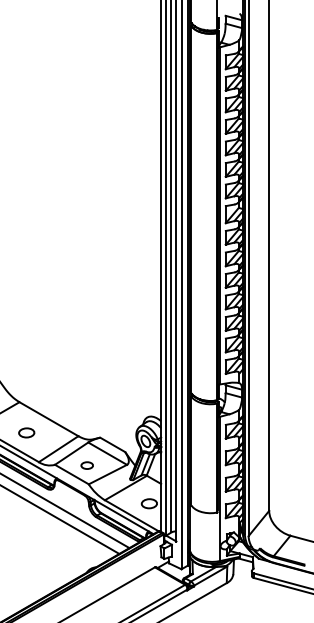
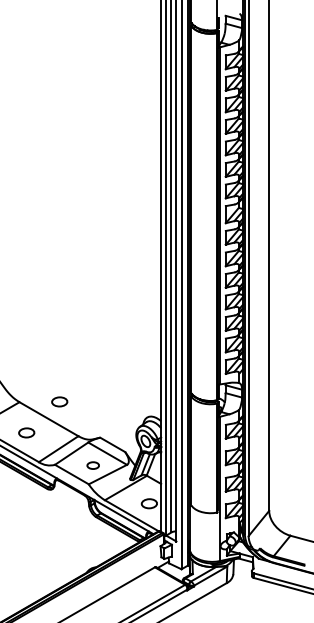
part: none -> present (59, 401)
part position: (86, 465) -> (92, 465) (92, 465)
line: present -> none (65, 511)
line: present -> none (60, 519)
